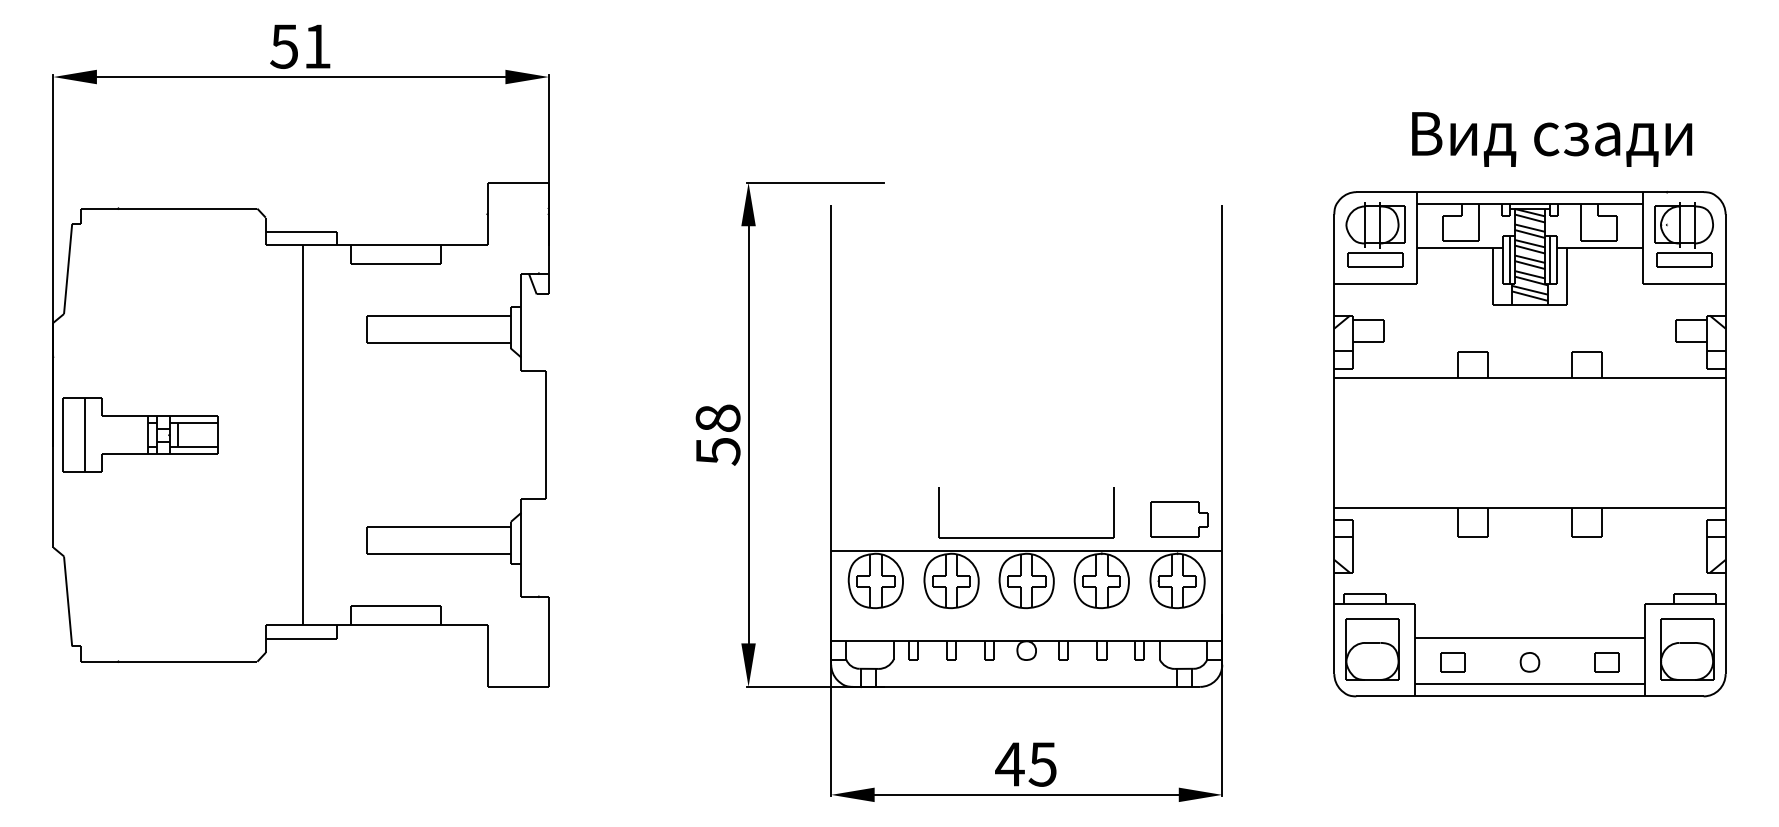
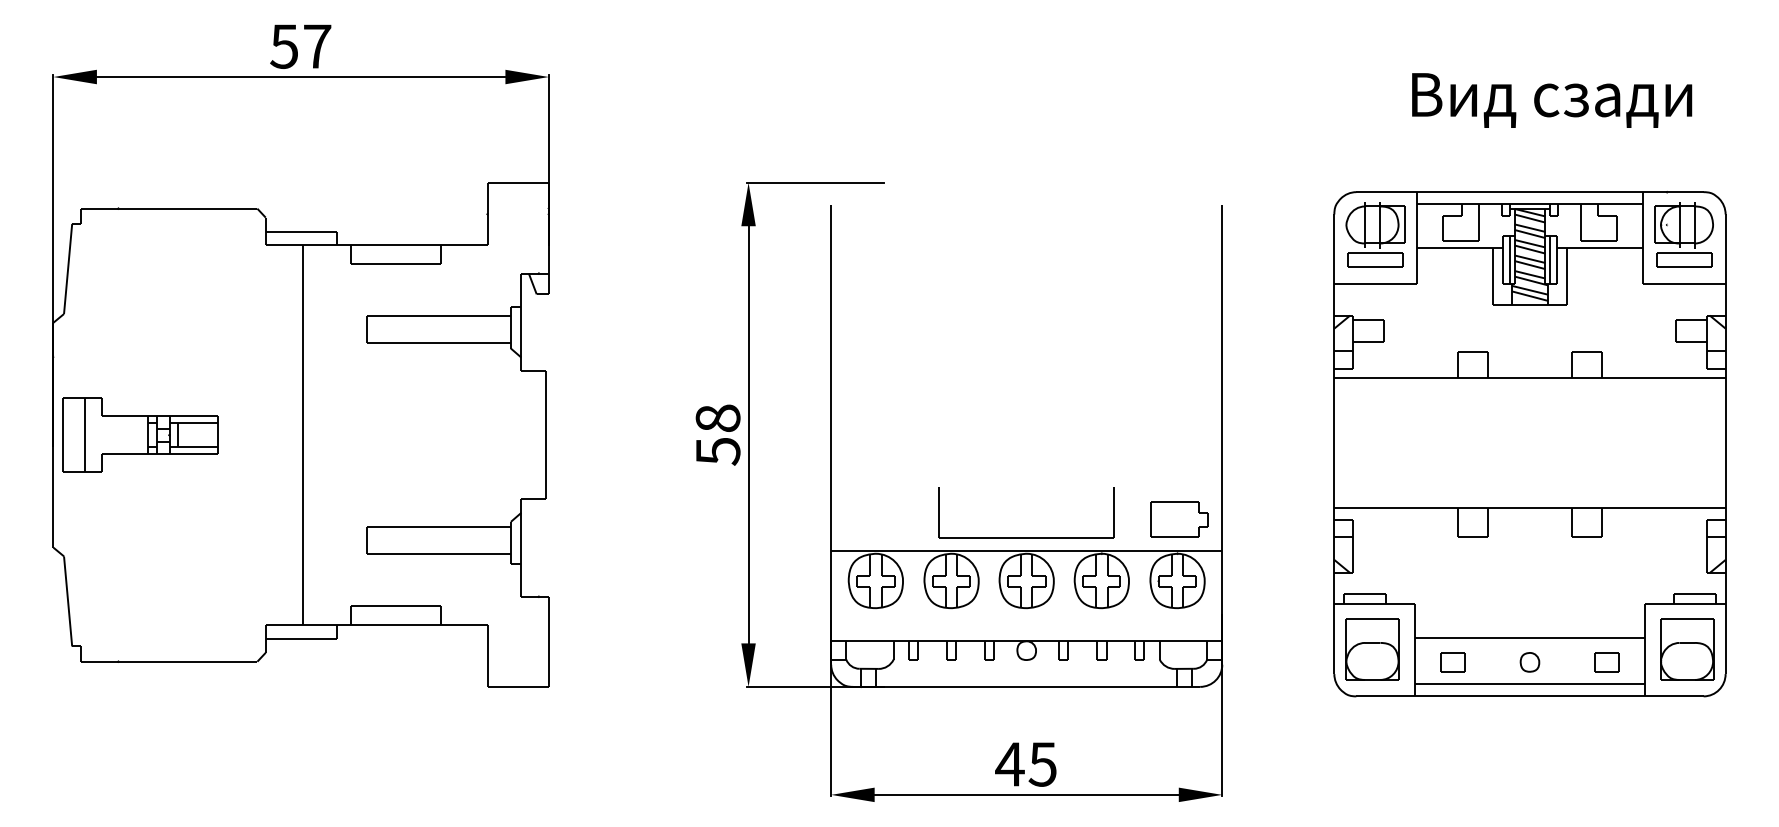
text: 51 -> 57 (317, 46)
text position: (1552, 139) -> (1552, 100) (1552, 100)
